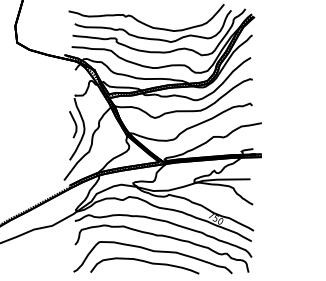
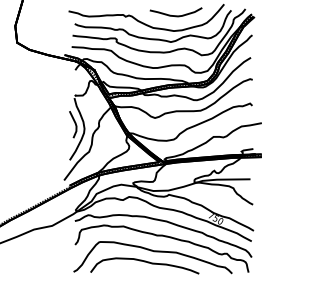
curve: none -> present (175, 15)
